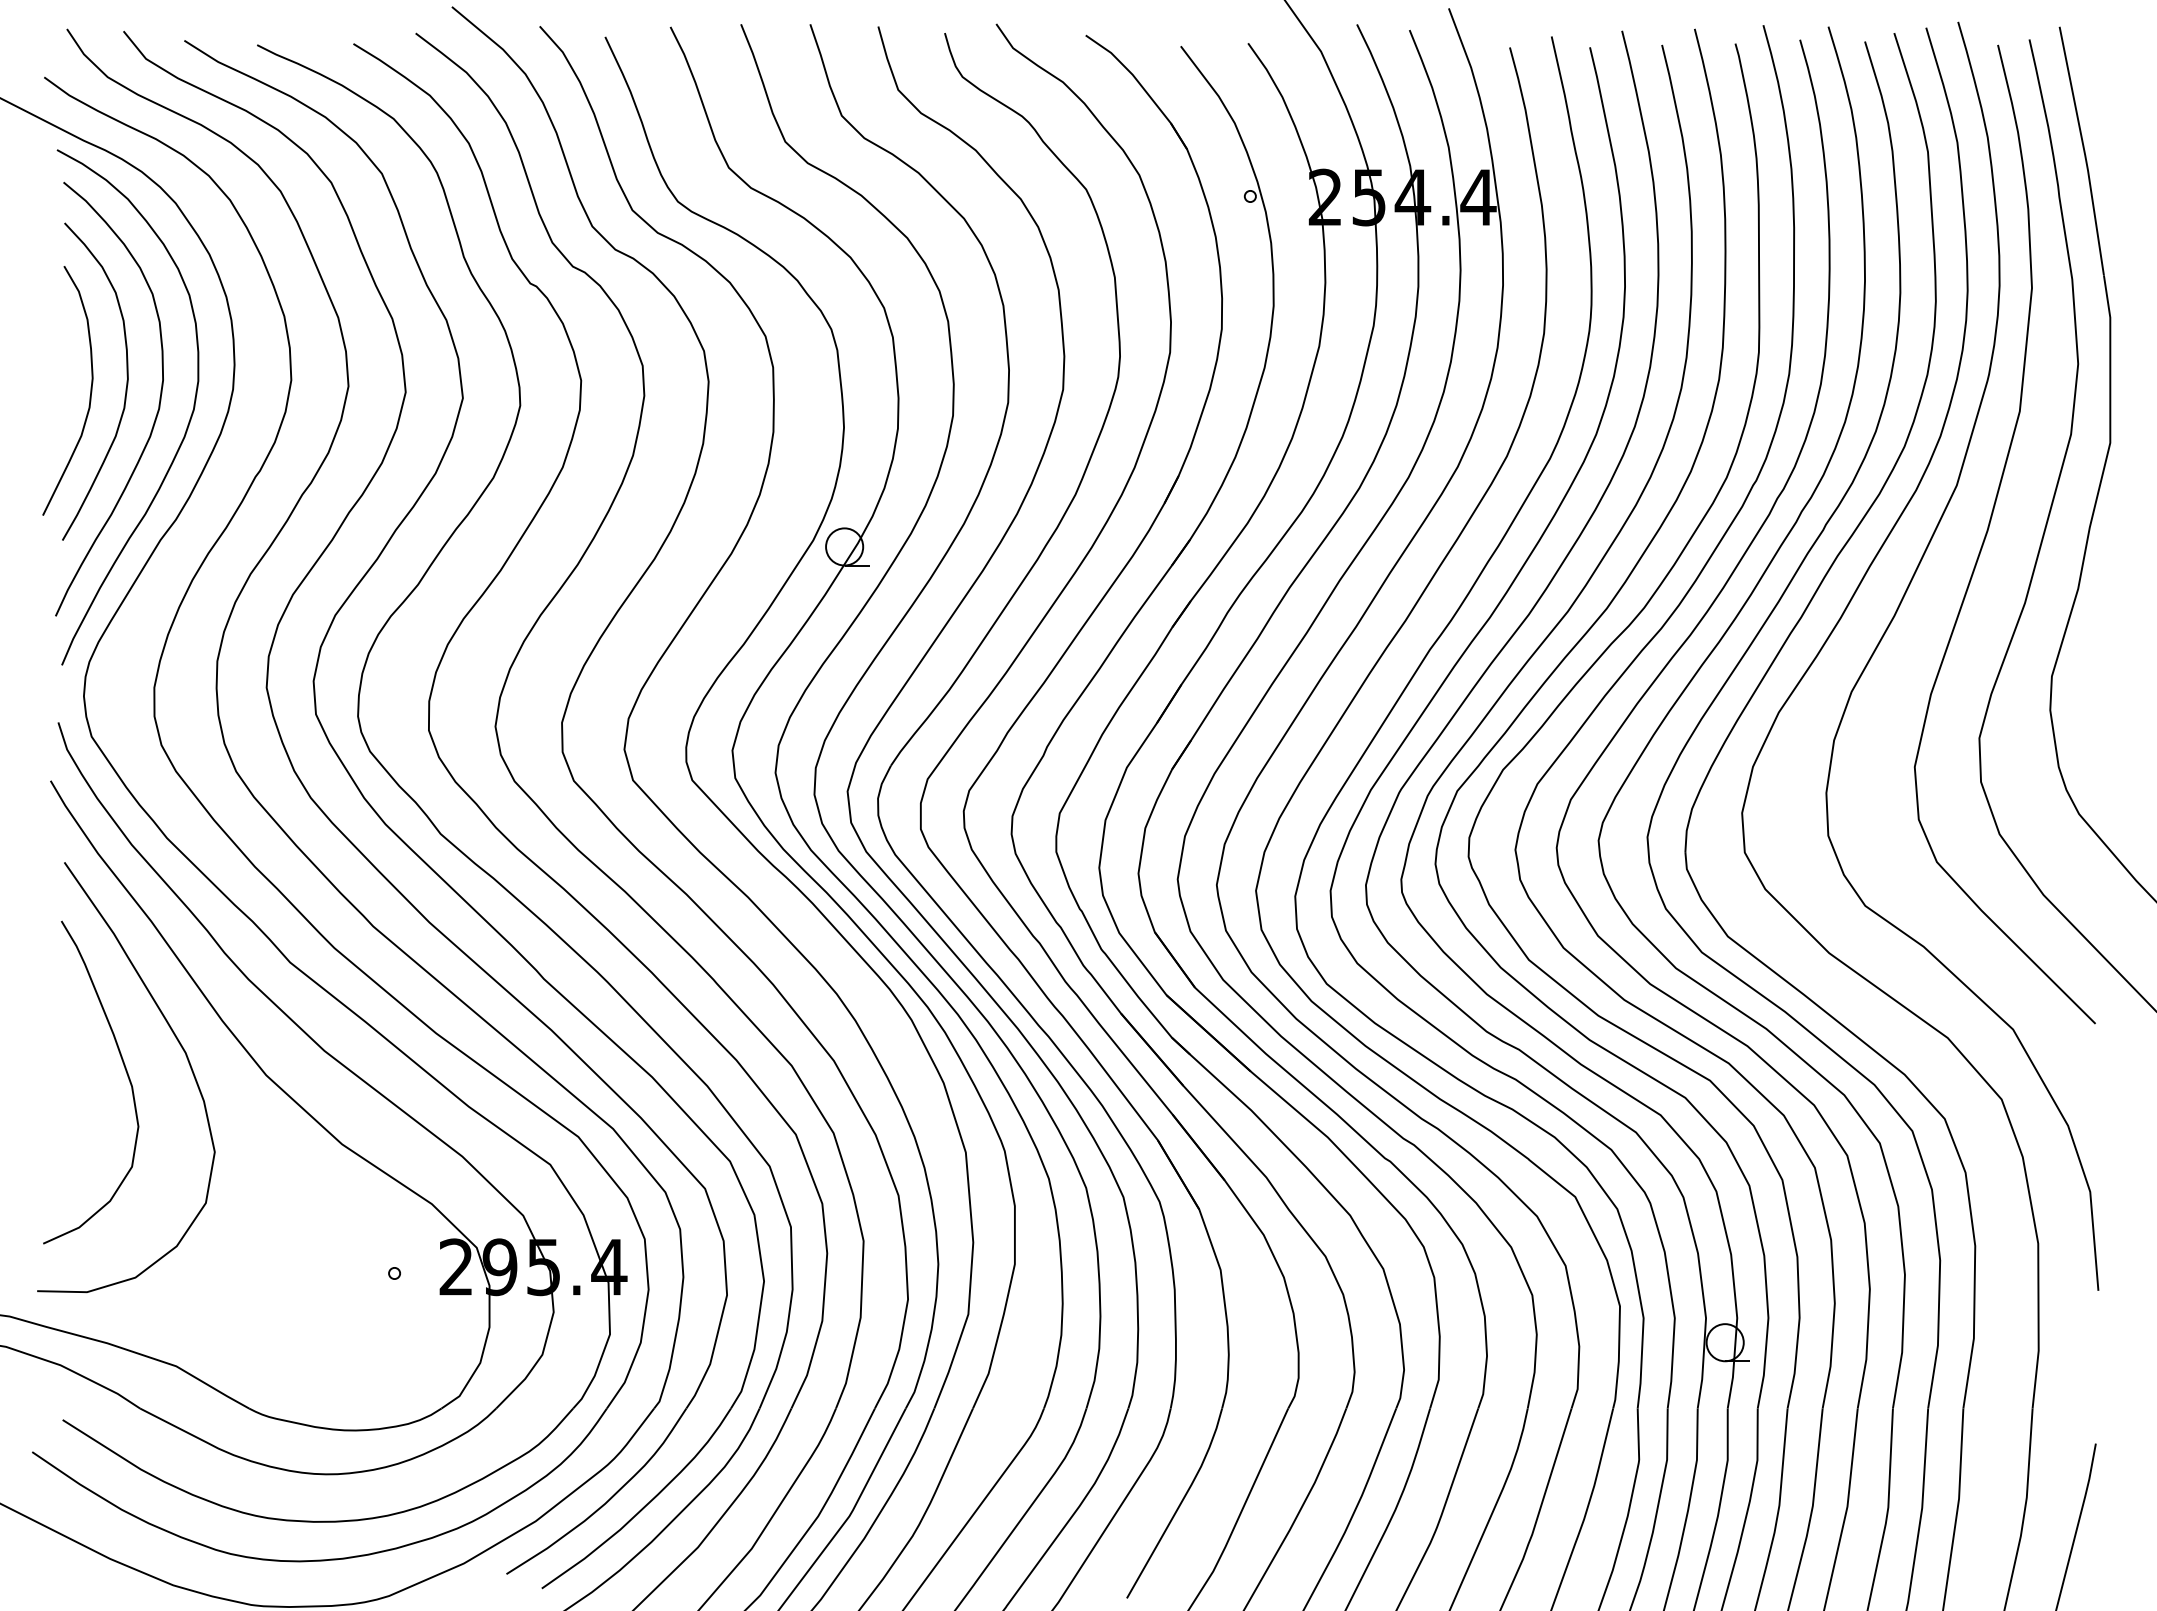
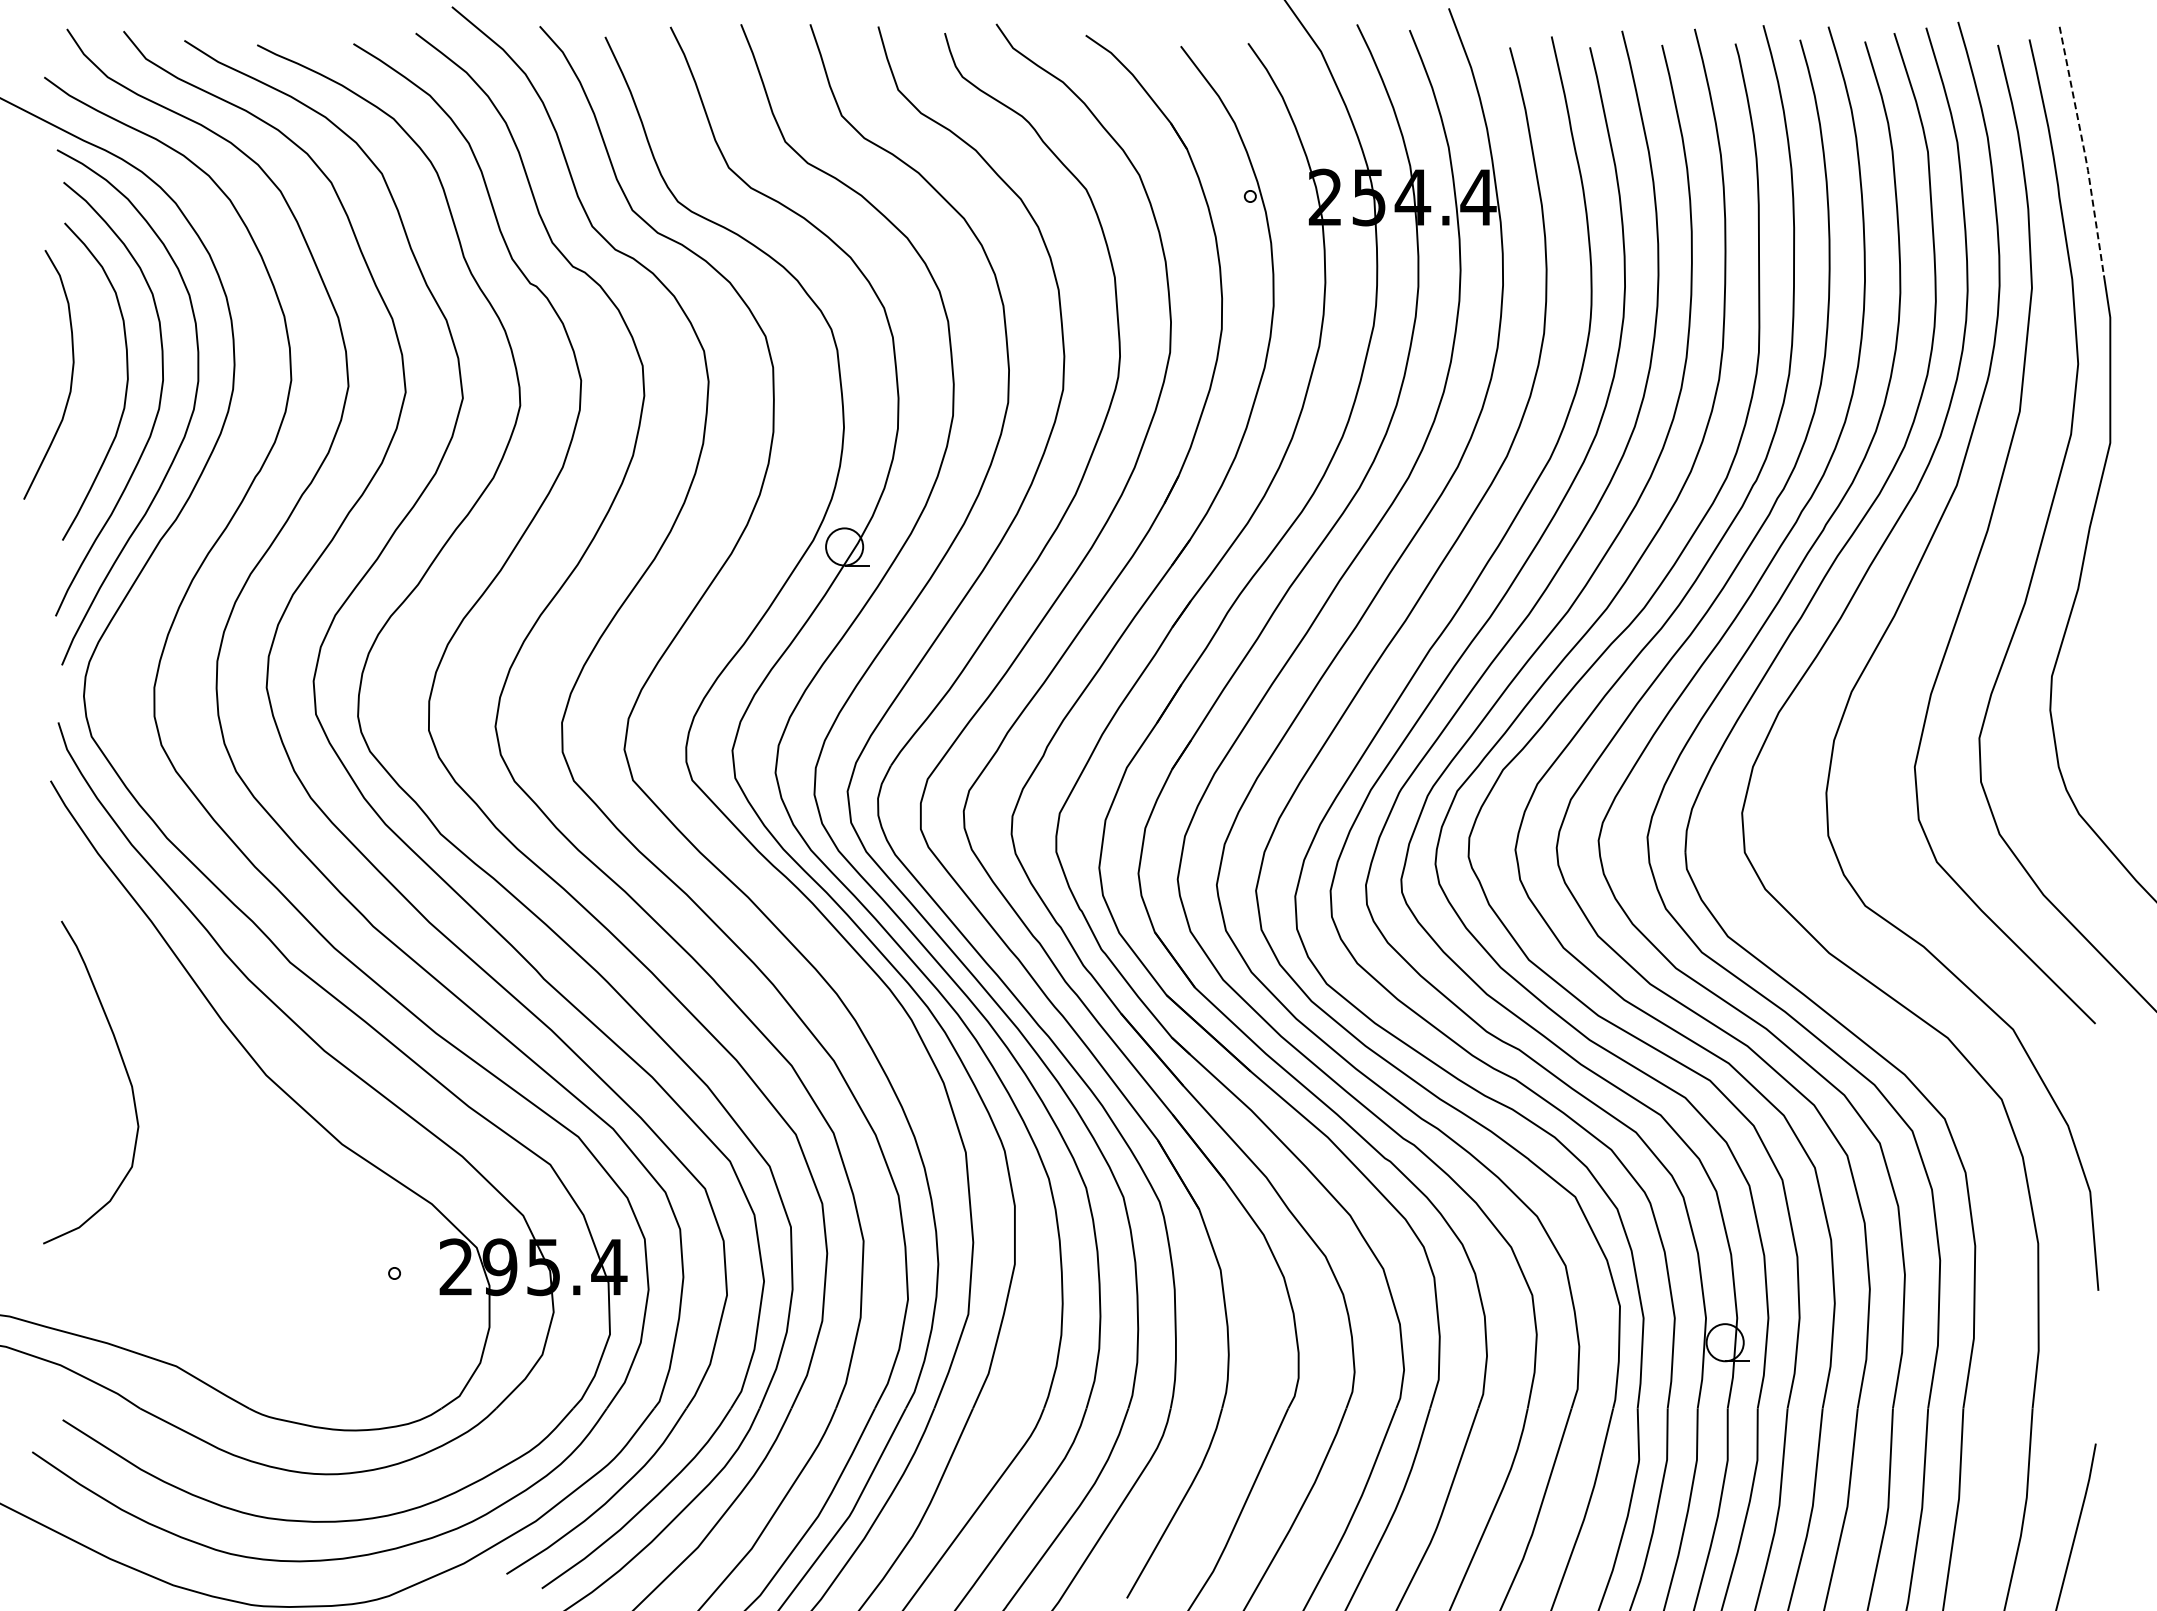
line: solid -> dashed (2084, 152)
curve position: (89, 396) -> (70, 380) (70, 380)
curve: present -> none (180, 1046)
